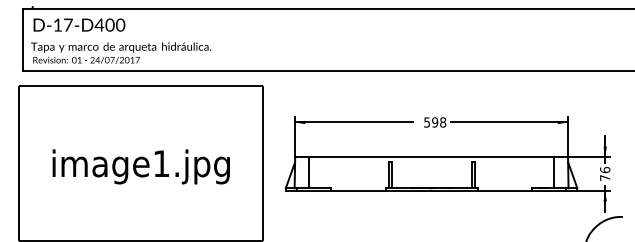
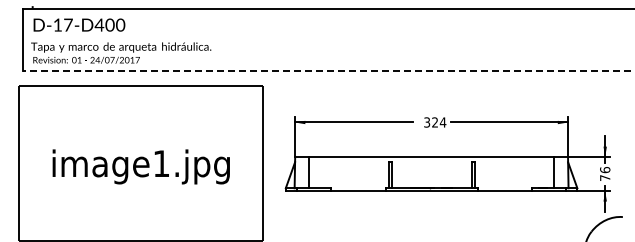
line: solid -> dashed (328, 71)
text: 598 -> 324 (435, 122)
